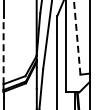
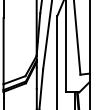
line: dashed -> solid (77, 36)
line: dashed -> solid (3, 50)
